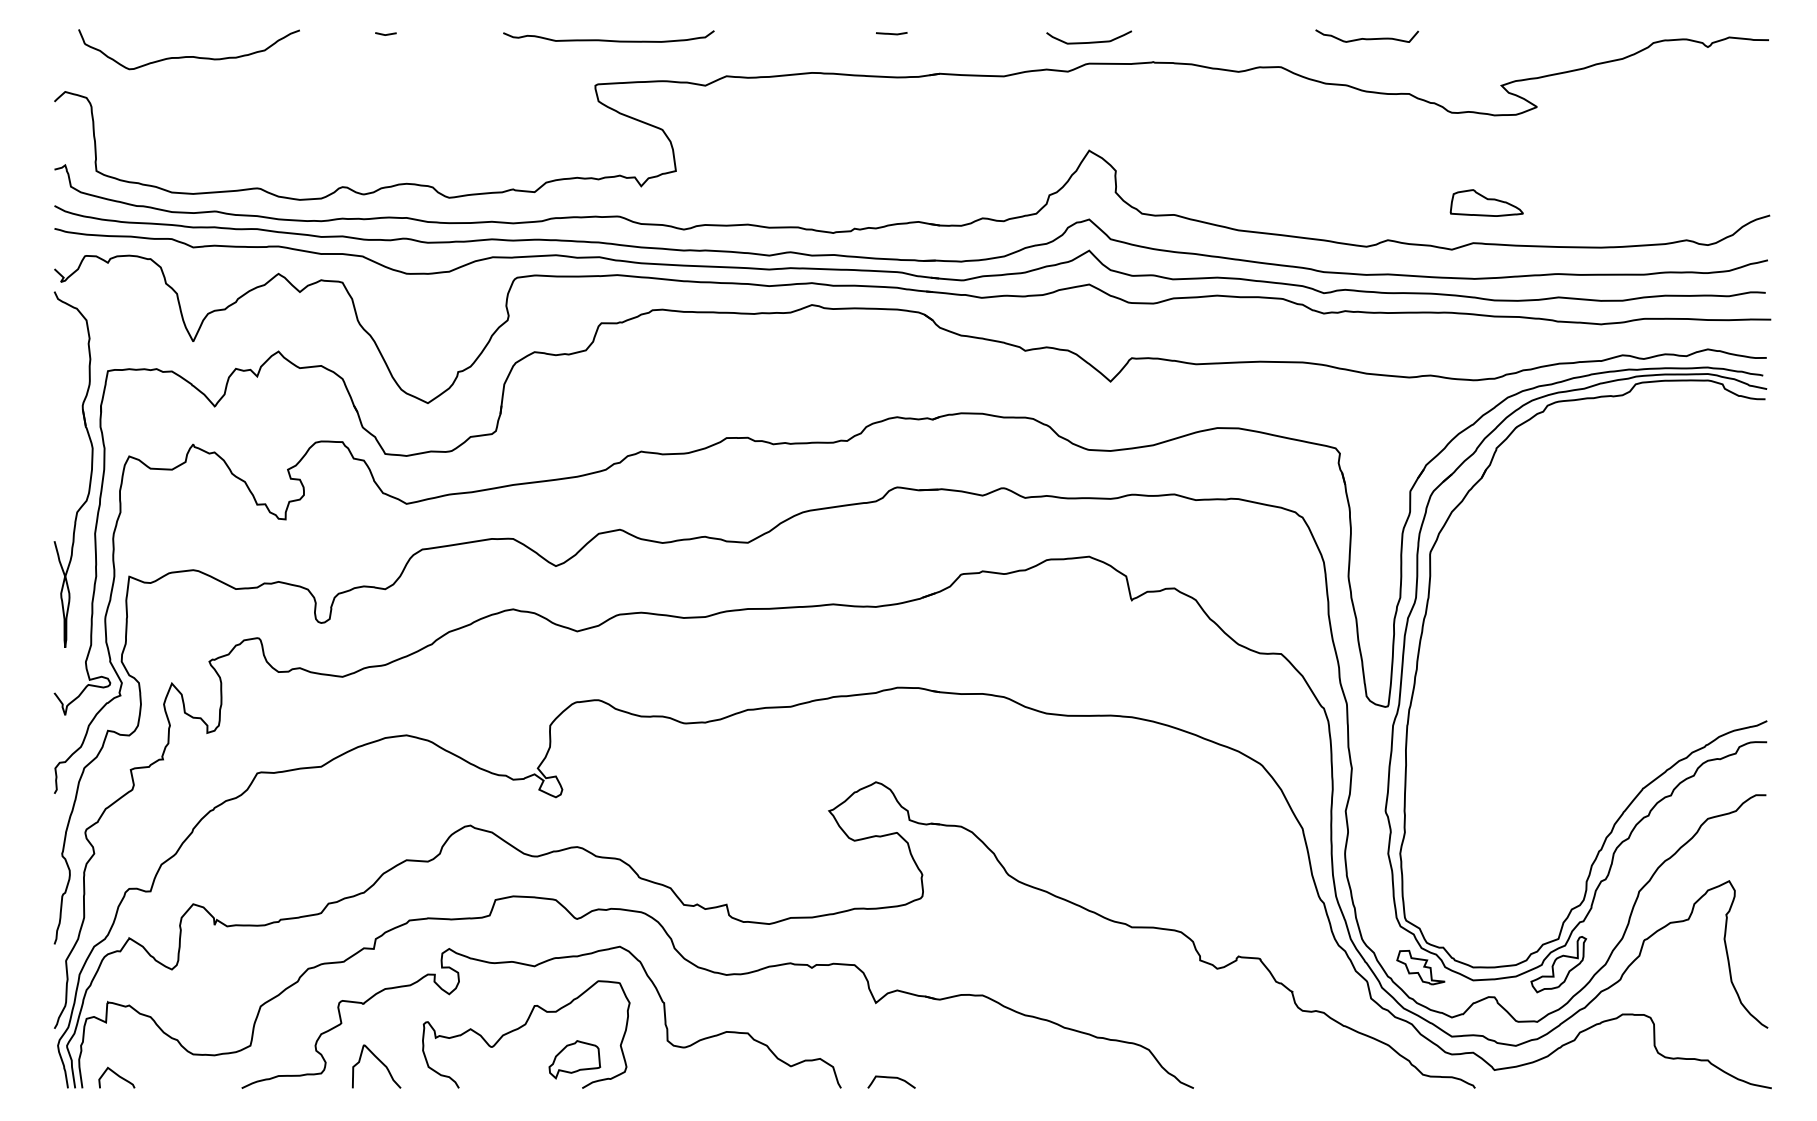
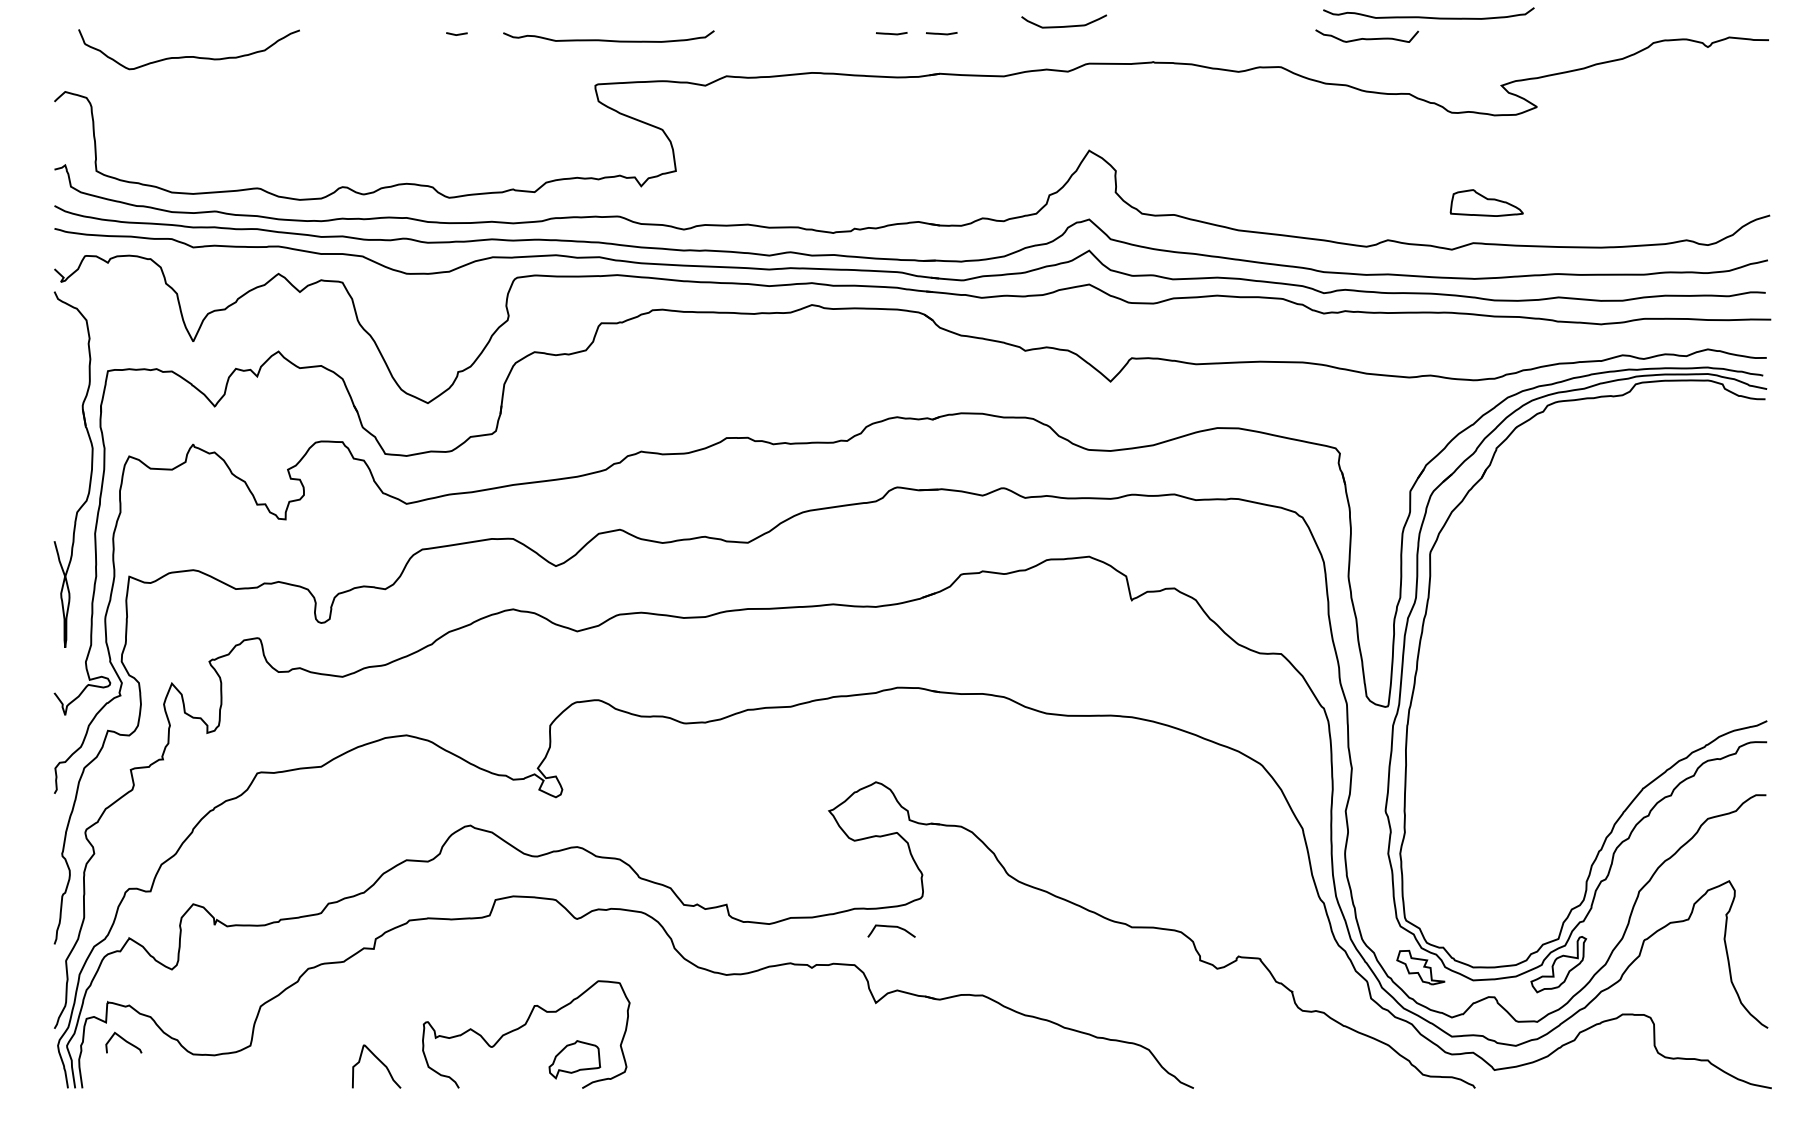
curve: none -> present (1427, 16)
line: none -> present (941, 33)
line position: (385, 34) -> (456, 34) (456, 34)
curve position: (1089, 41) -> (1064, 25) (1064, 25)
curve: present -> none (534, 967)
curve position: (117, 1076) -> (124, 1041) (124, 1041)
curve position: (891, 1078) -> (891, 927) (891, 927)
